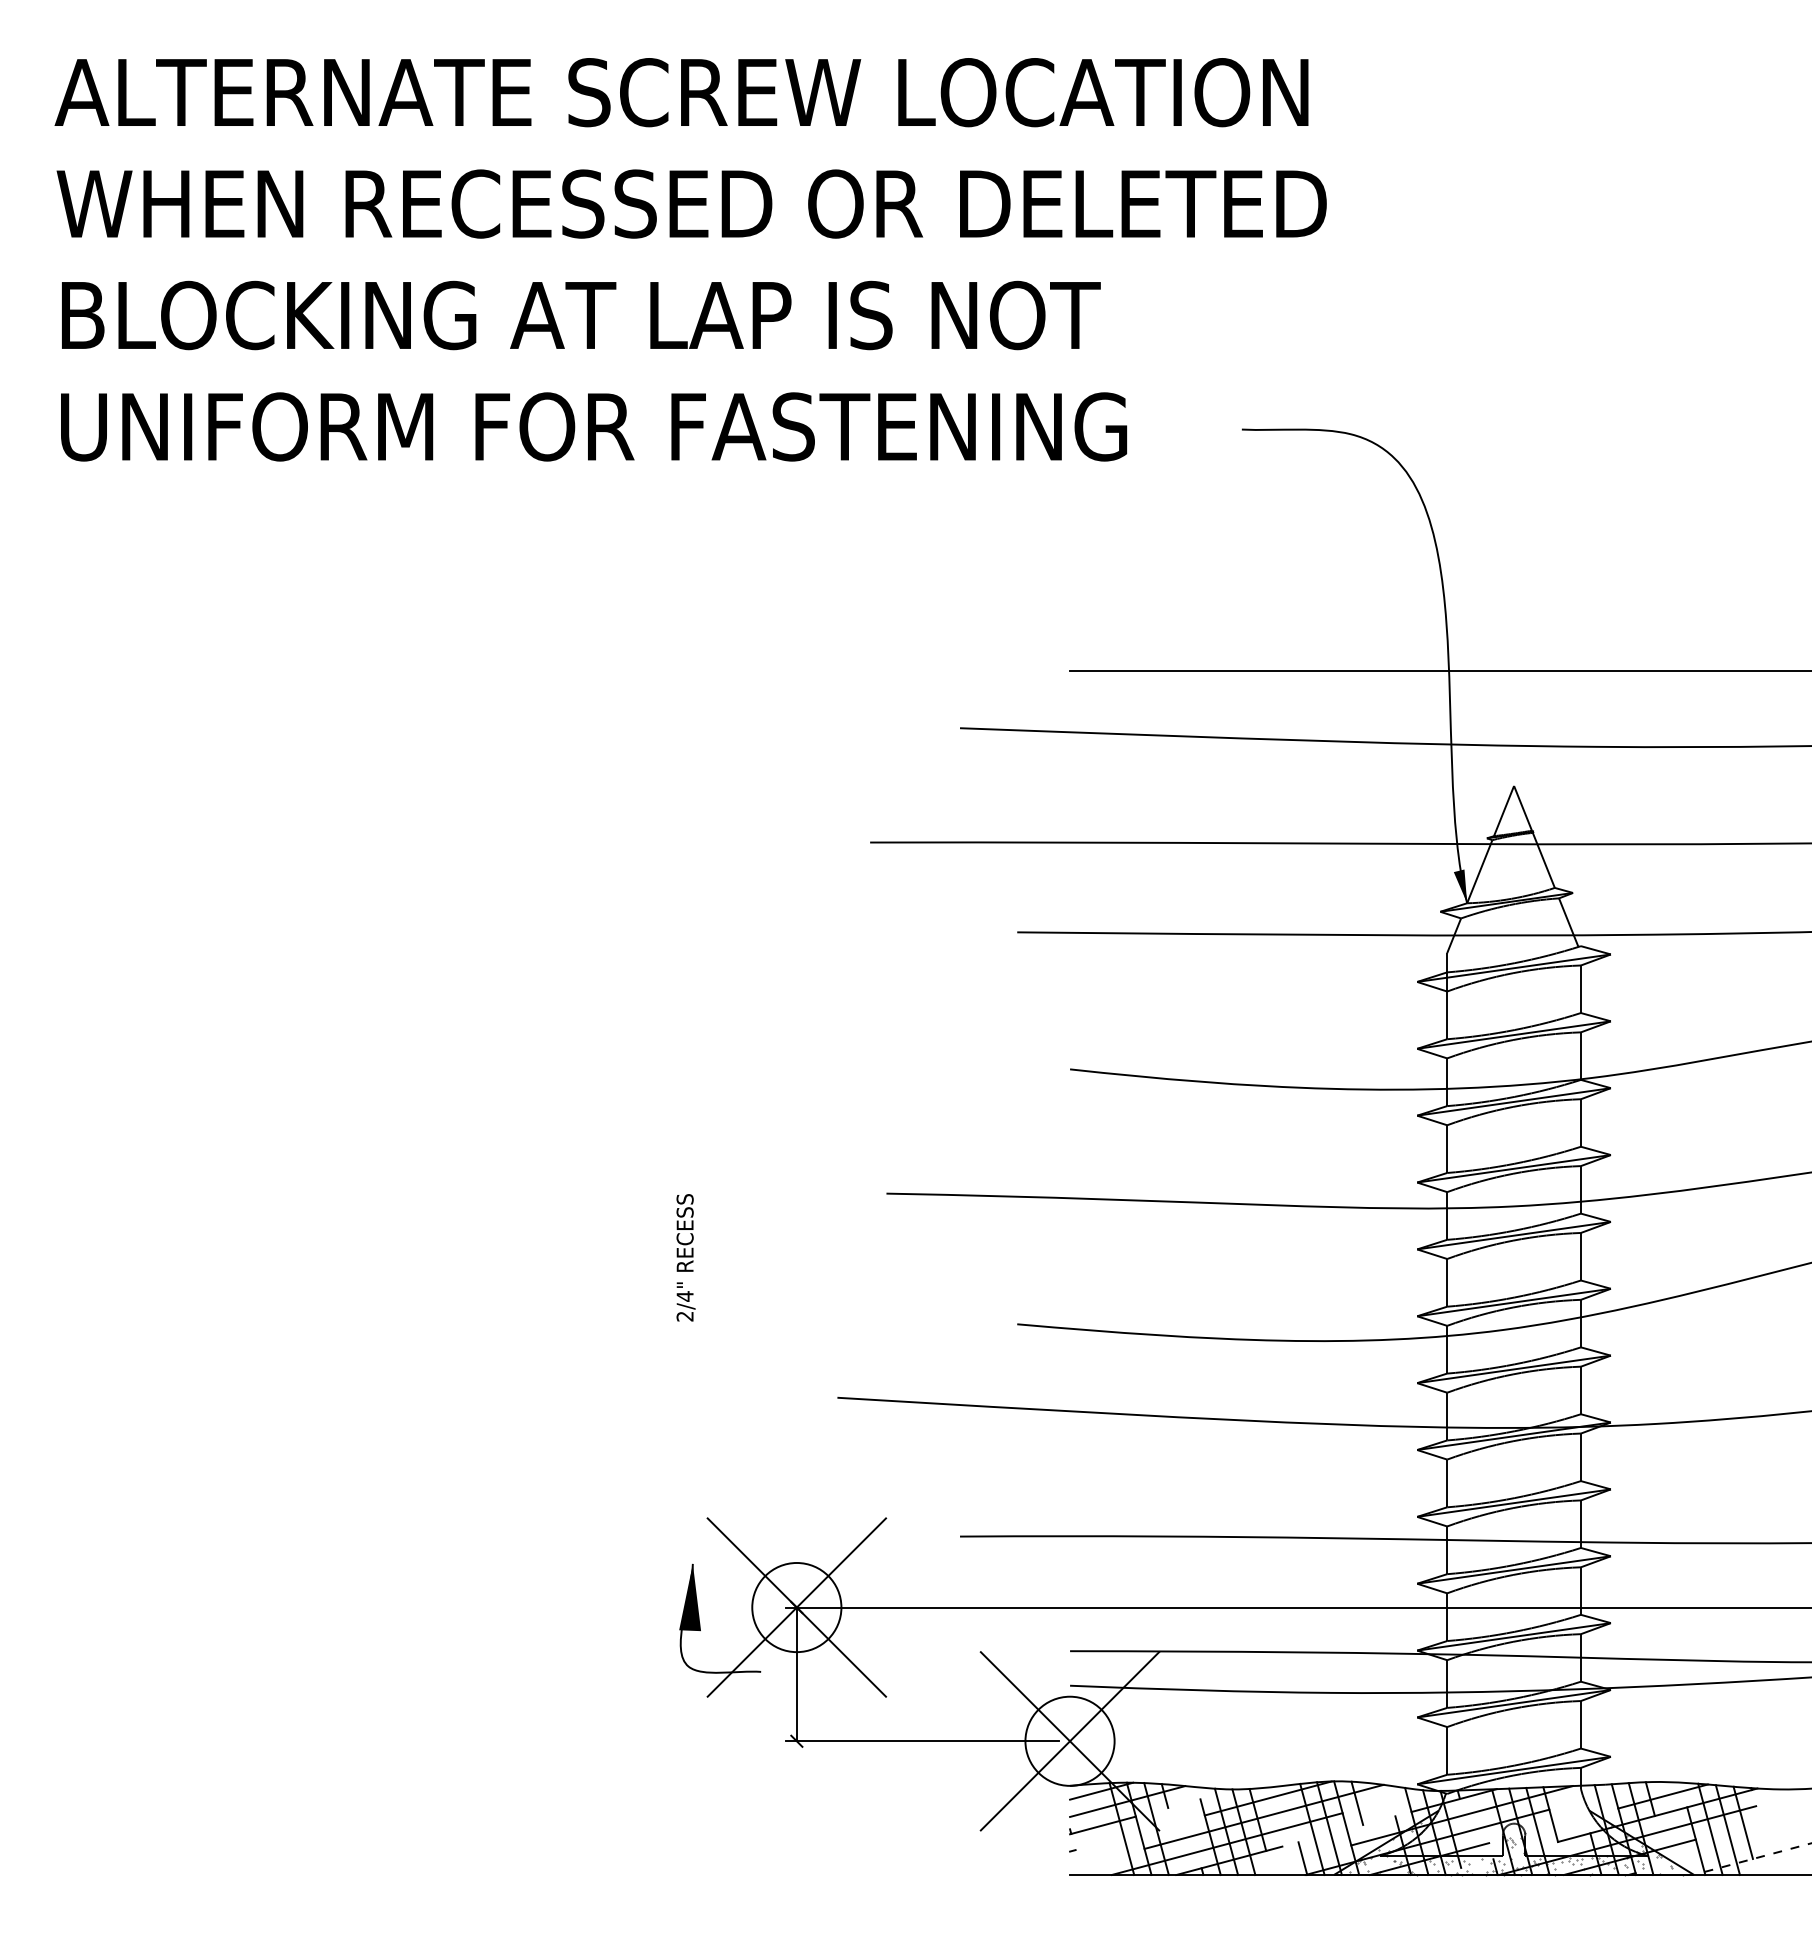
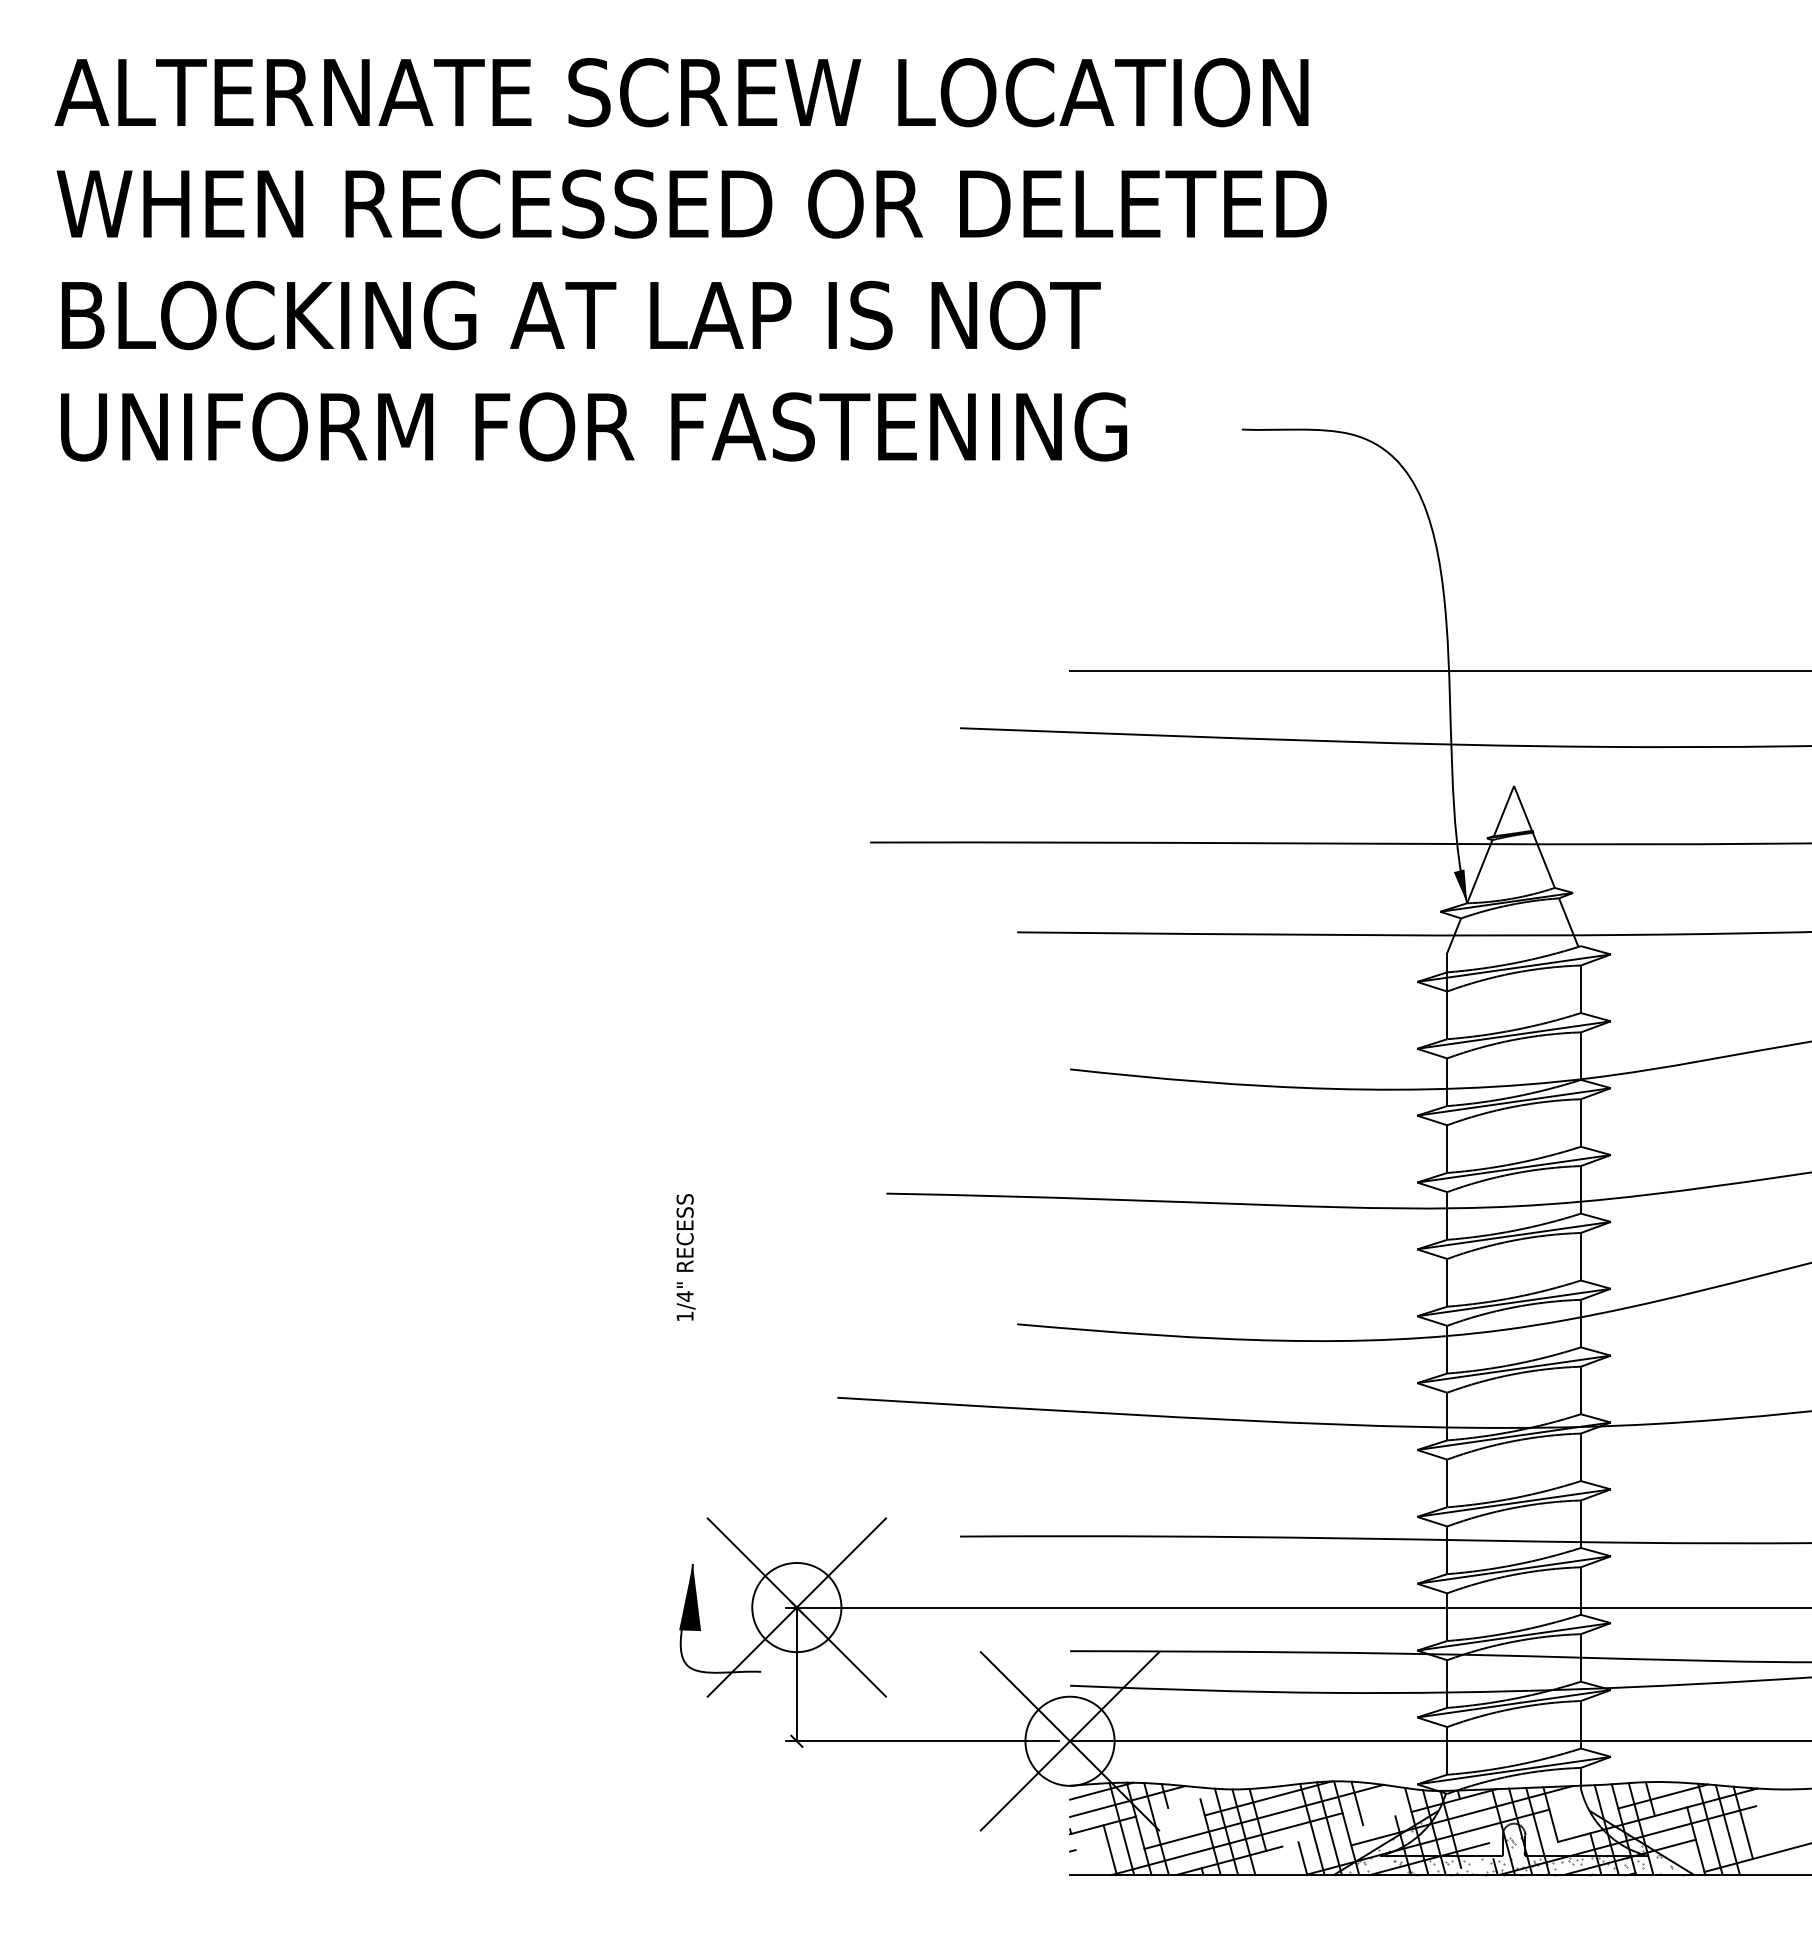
text: 2/4" -> 1/4" (684, 1316)
line: none -> present (1439, 1741)
line: none -> present (1109, 1850)
line: dashed -> solid (1758, 1857)
